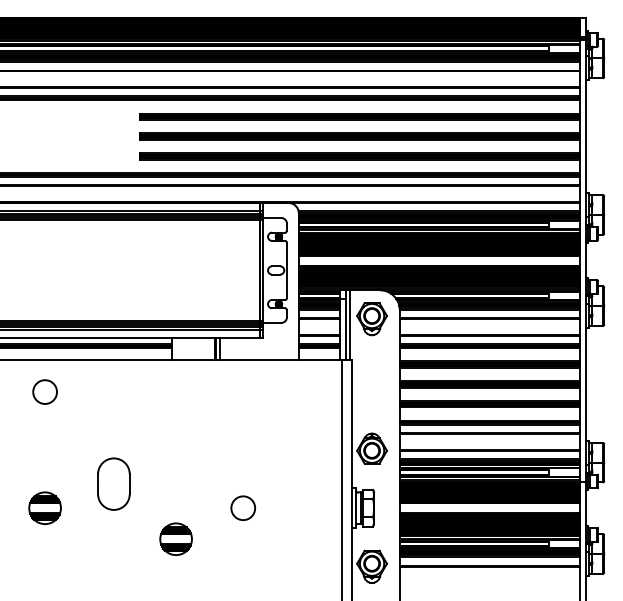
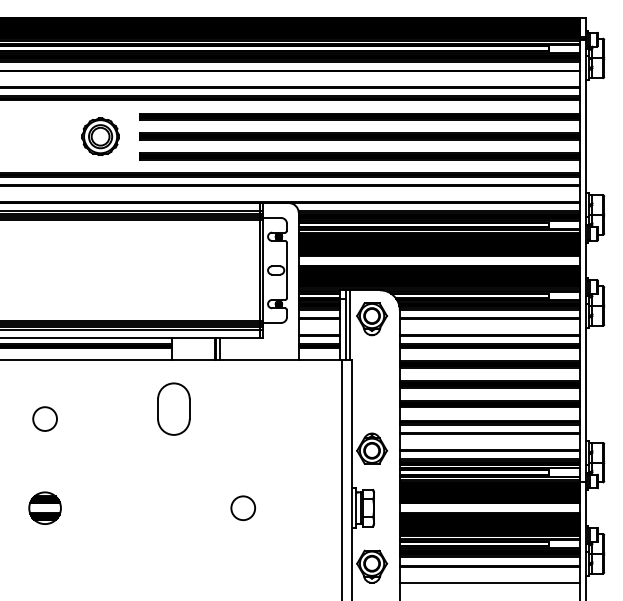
part: none -> present (100, 136)
circle position: (44, 391) -> (44, 418) (44, 418)
part position: (113, 483) -> (173, 408) (173, 408)
part: present -> none (175, 538)
line: none -> present (489, 582)
